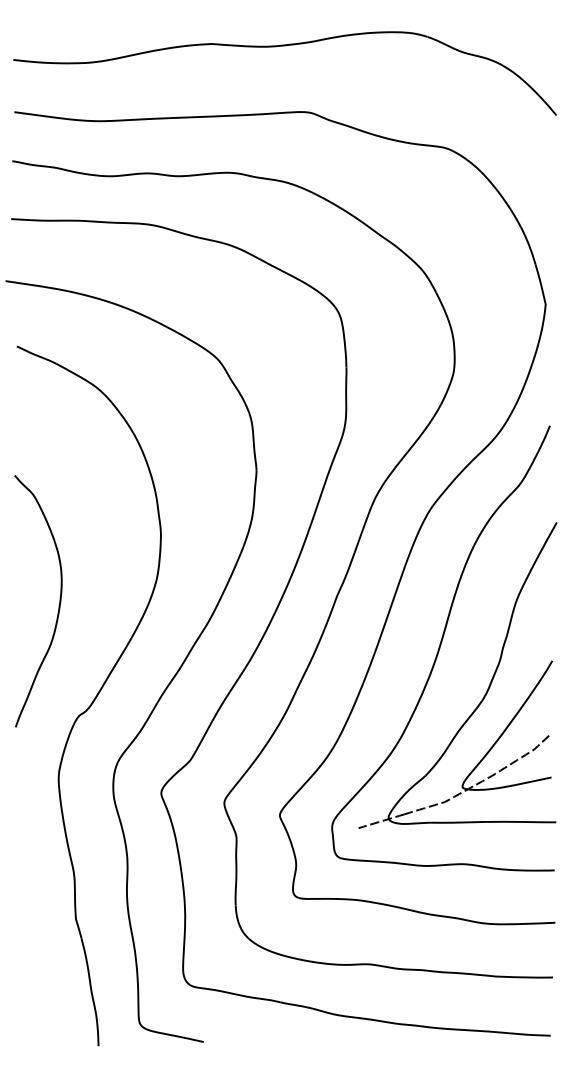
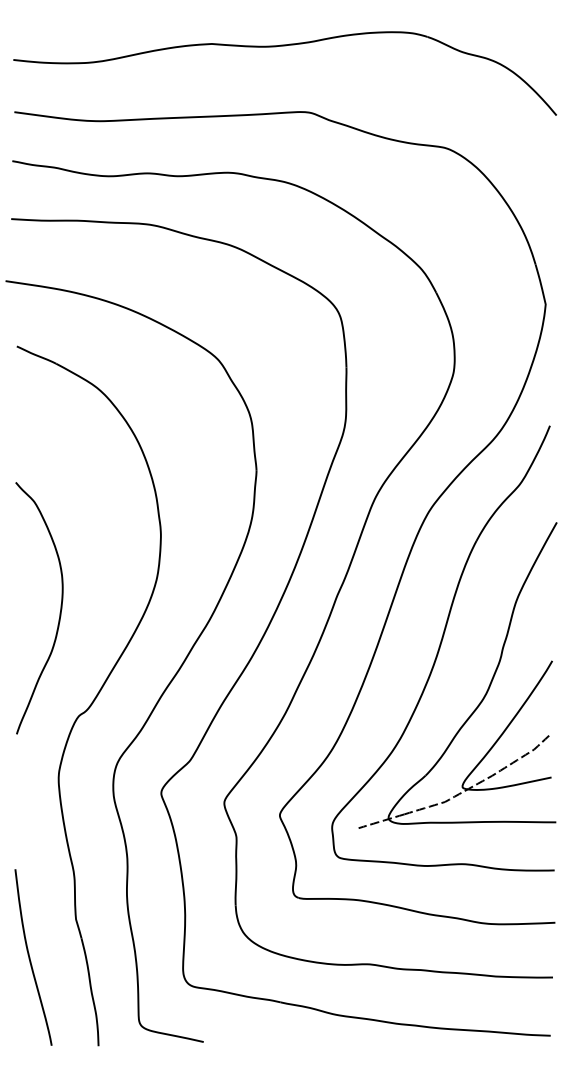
curve position: (58, 605) -> (59, 612) (59, 612)
curve: none -> present (30, 957)
